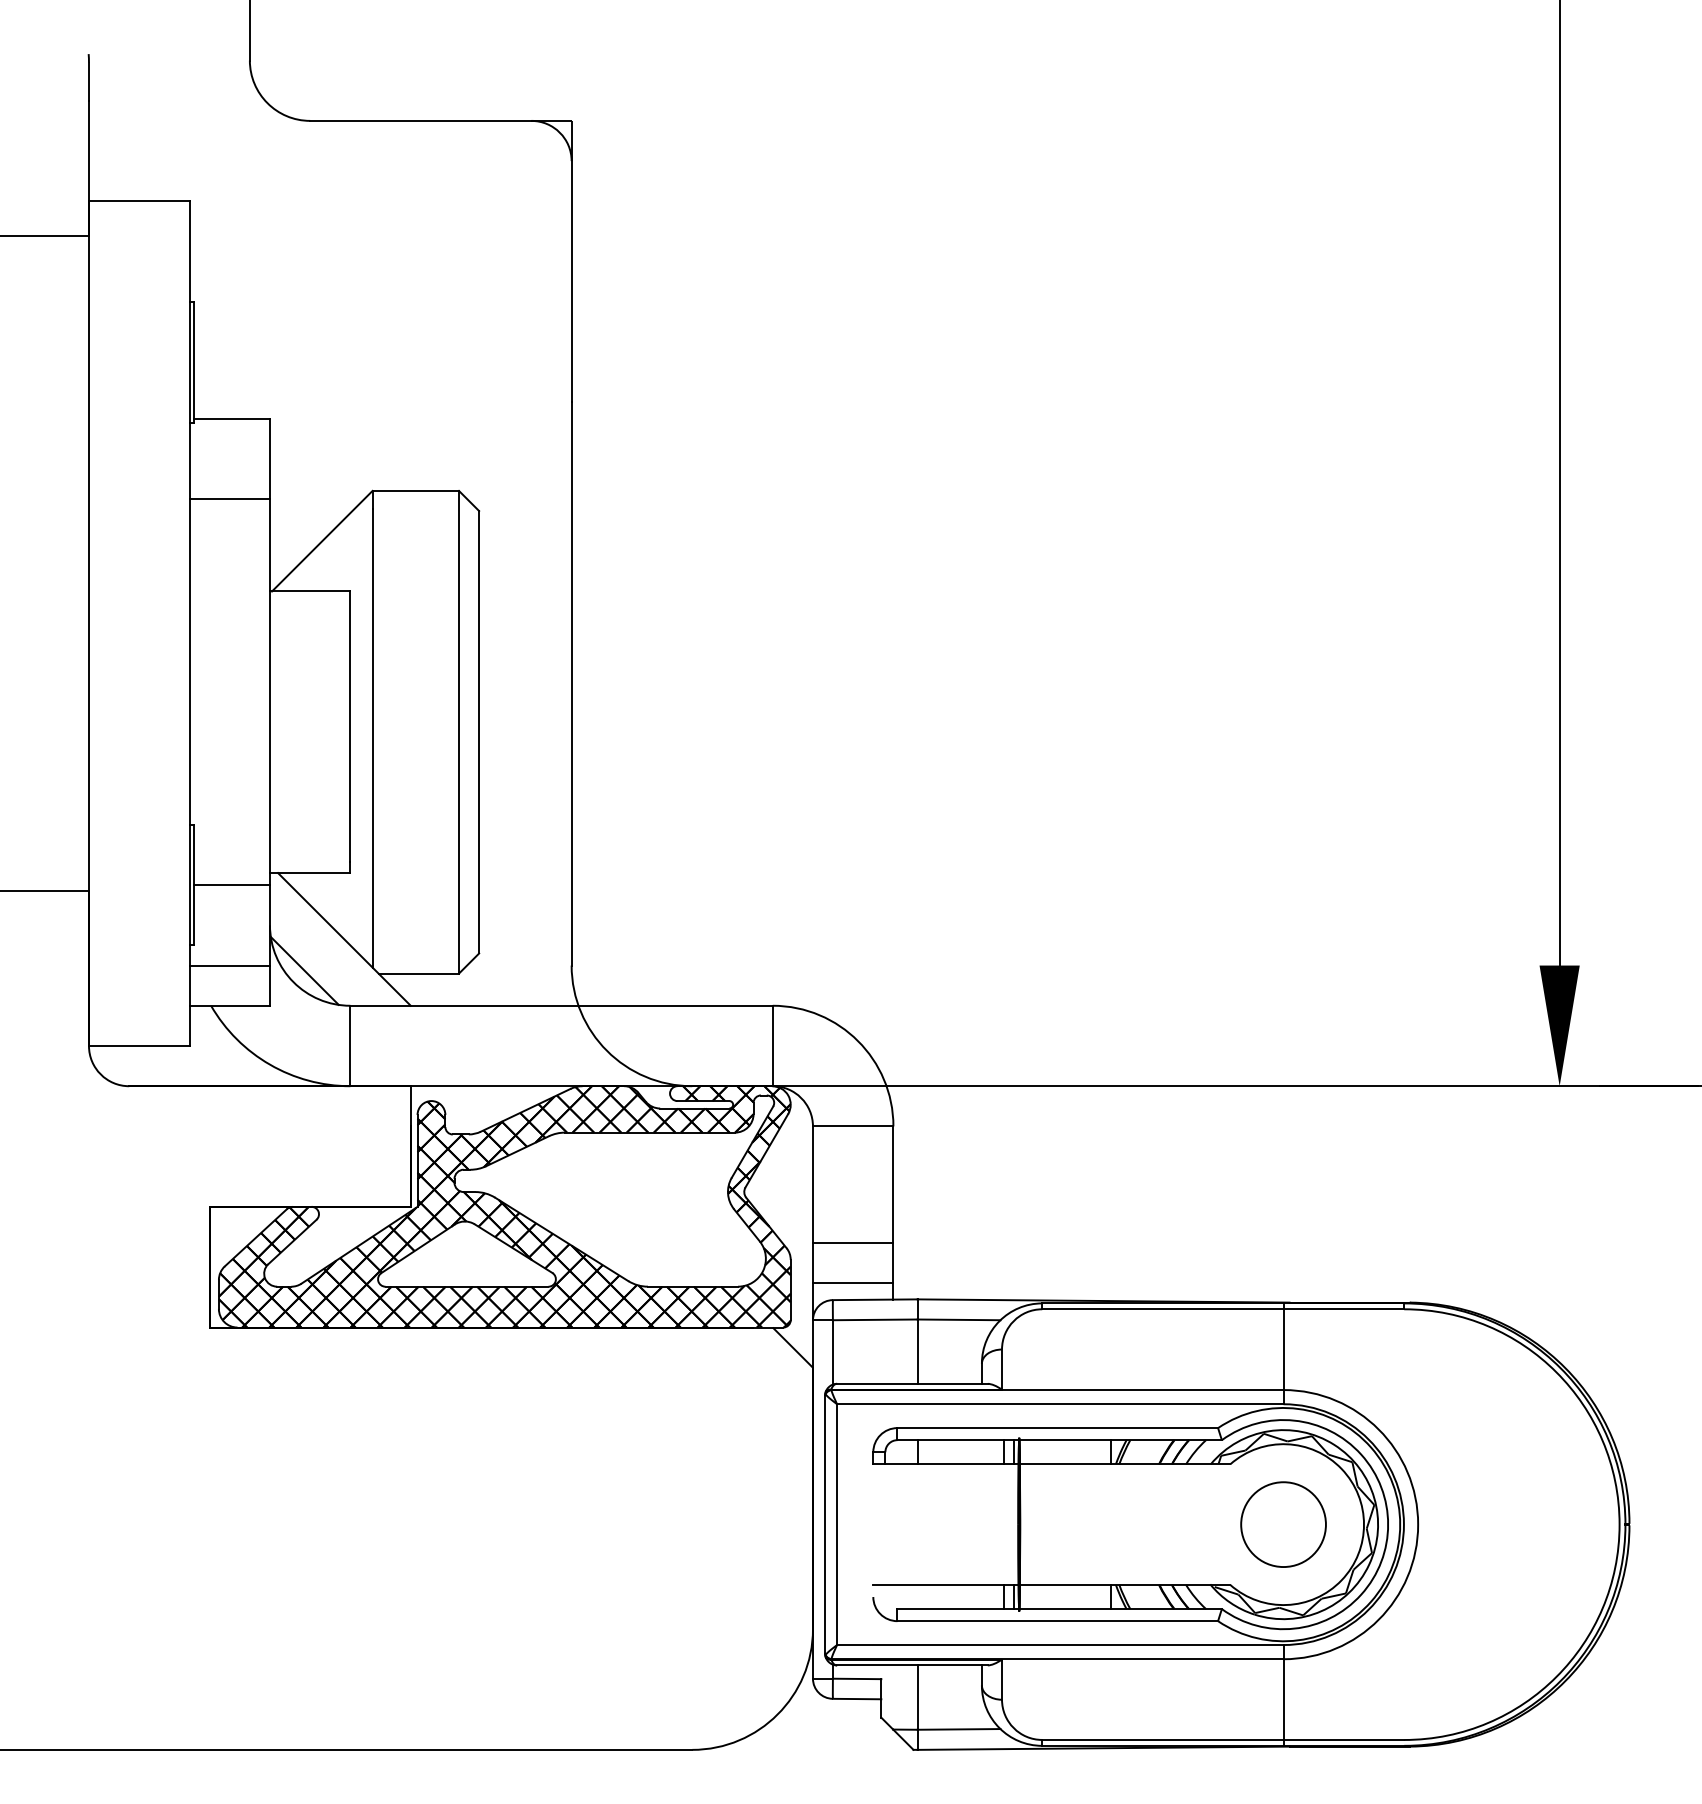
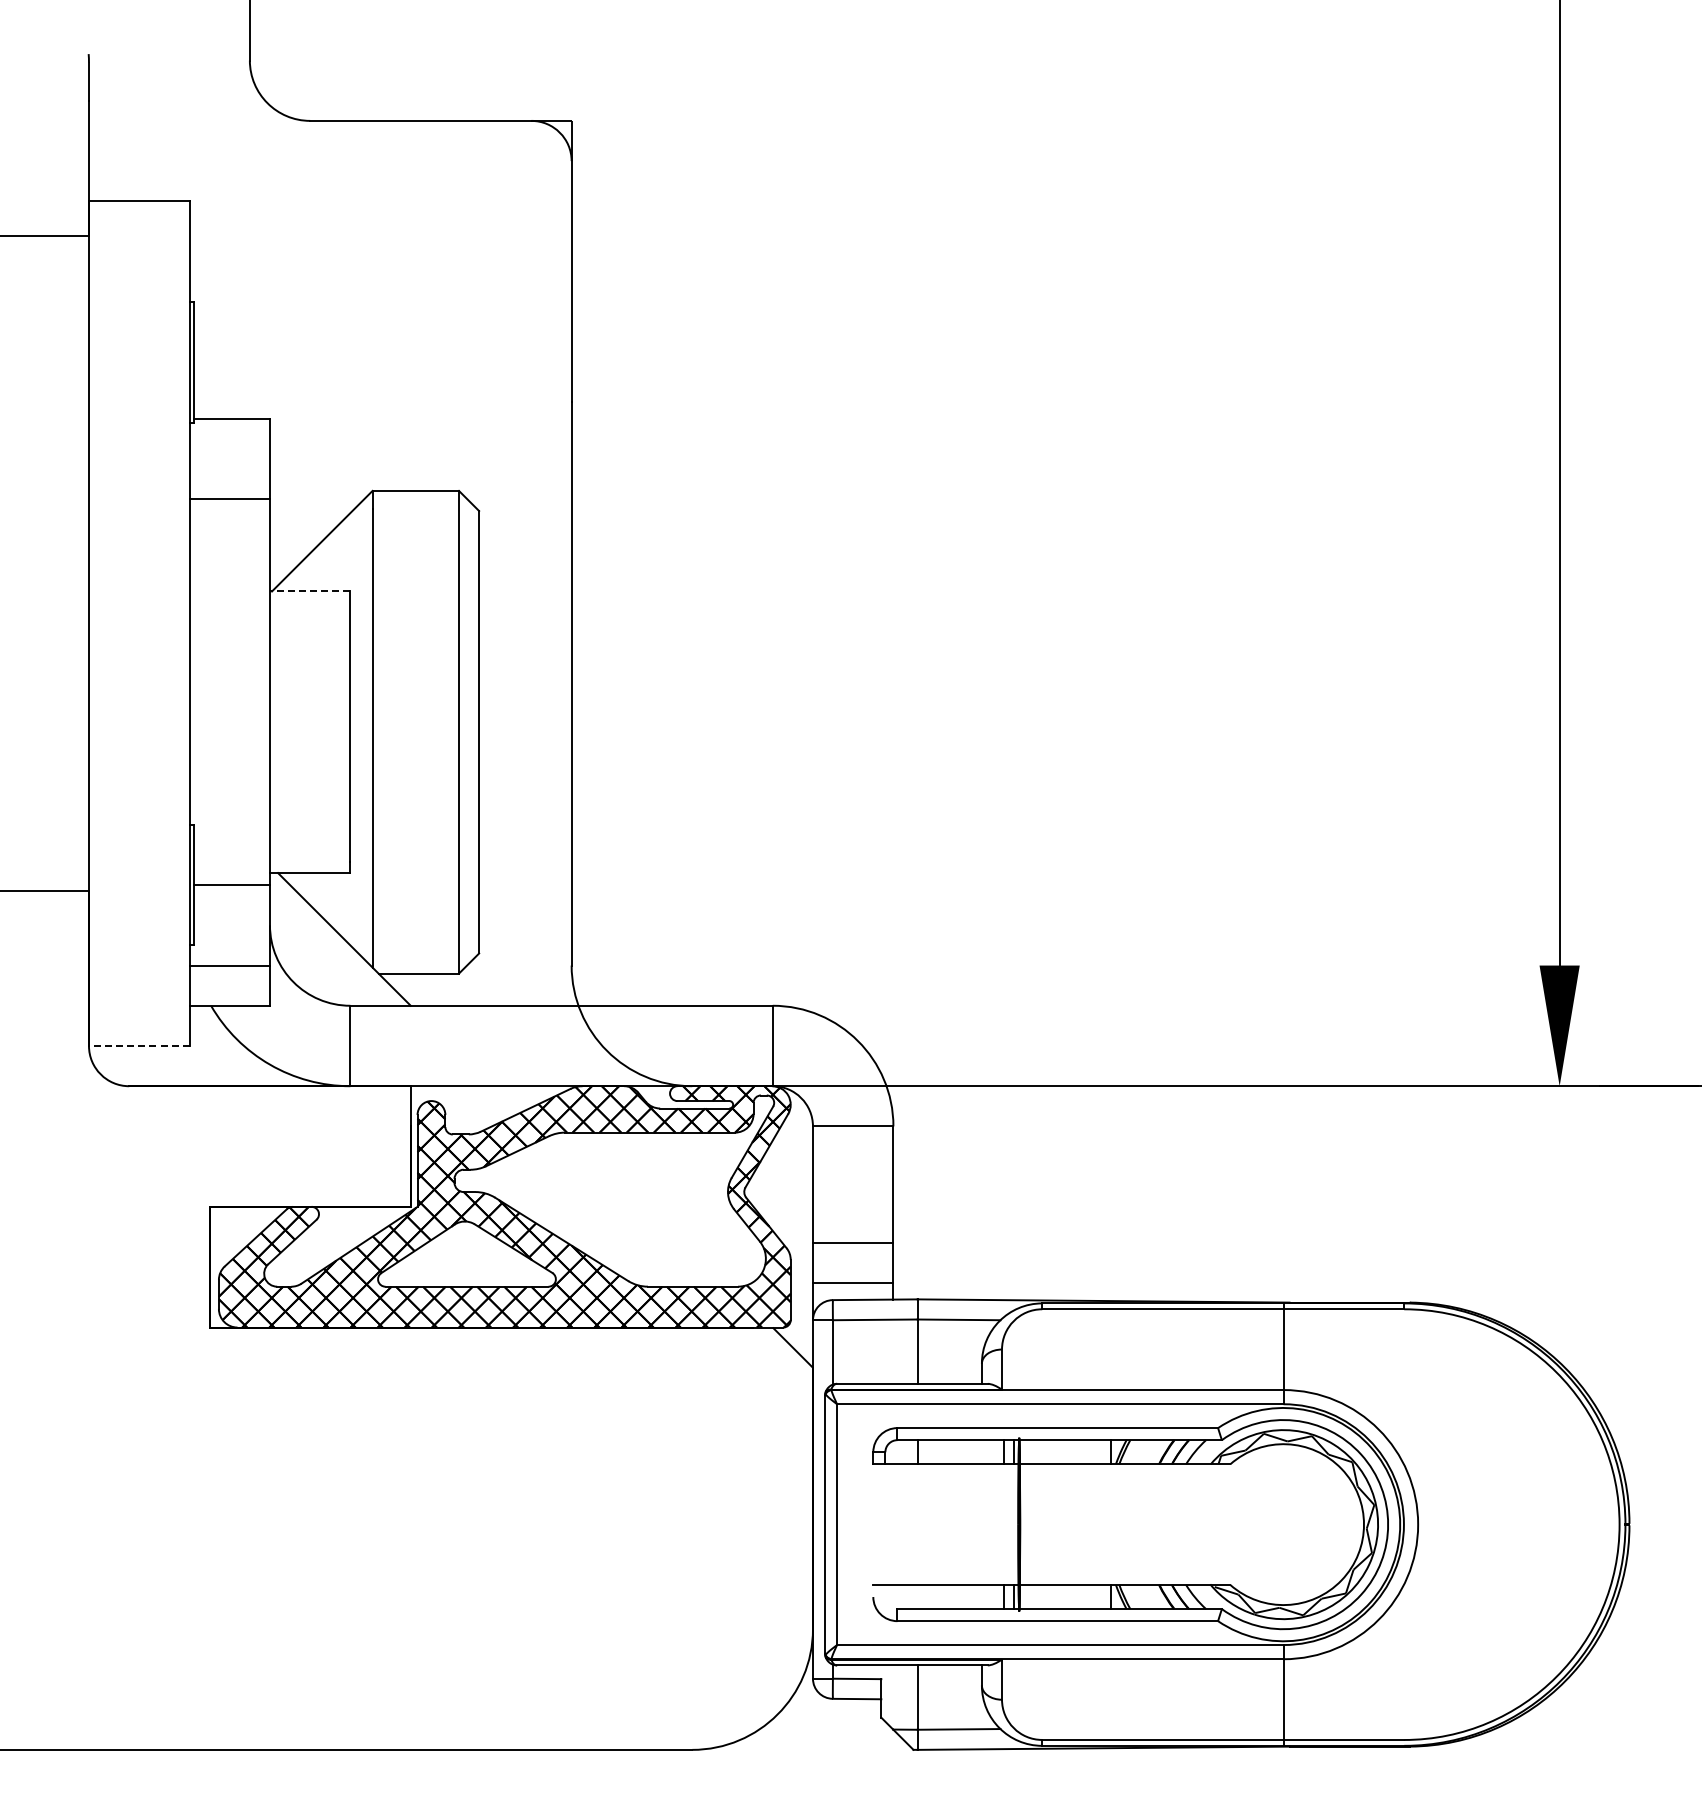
line: solid -> dashed (309, 591)
line: present -> none (304, 970)
line: solid -> dashed (138, 1046)
circle: present -> none (1283, 1524)
